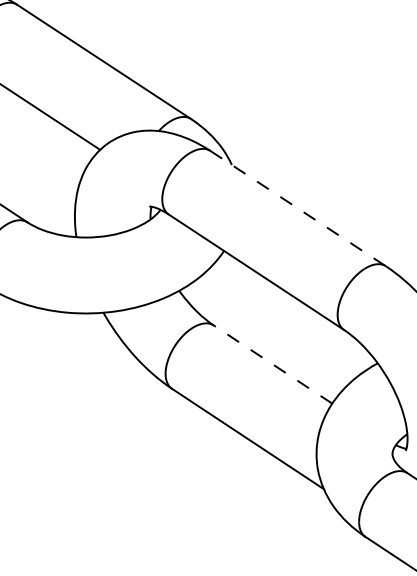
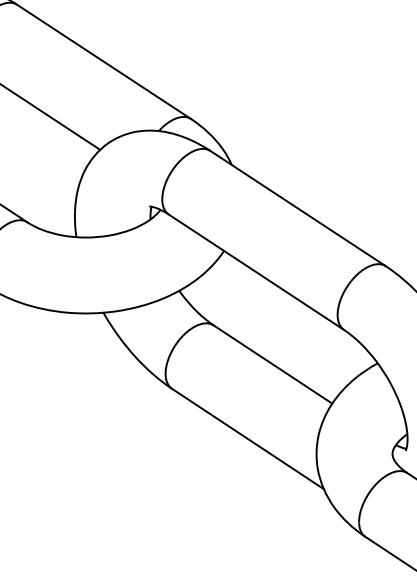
line: dashed -> solid (298, 208)
line: dashed -> solid (272, 364)
